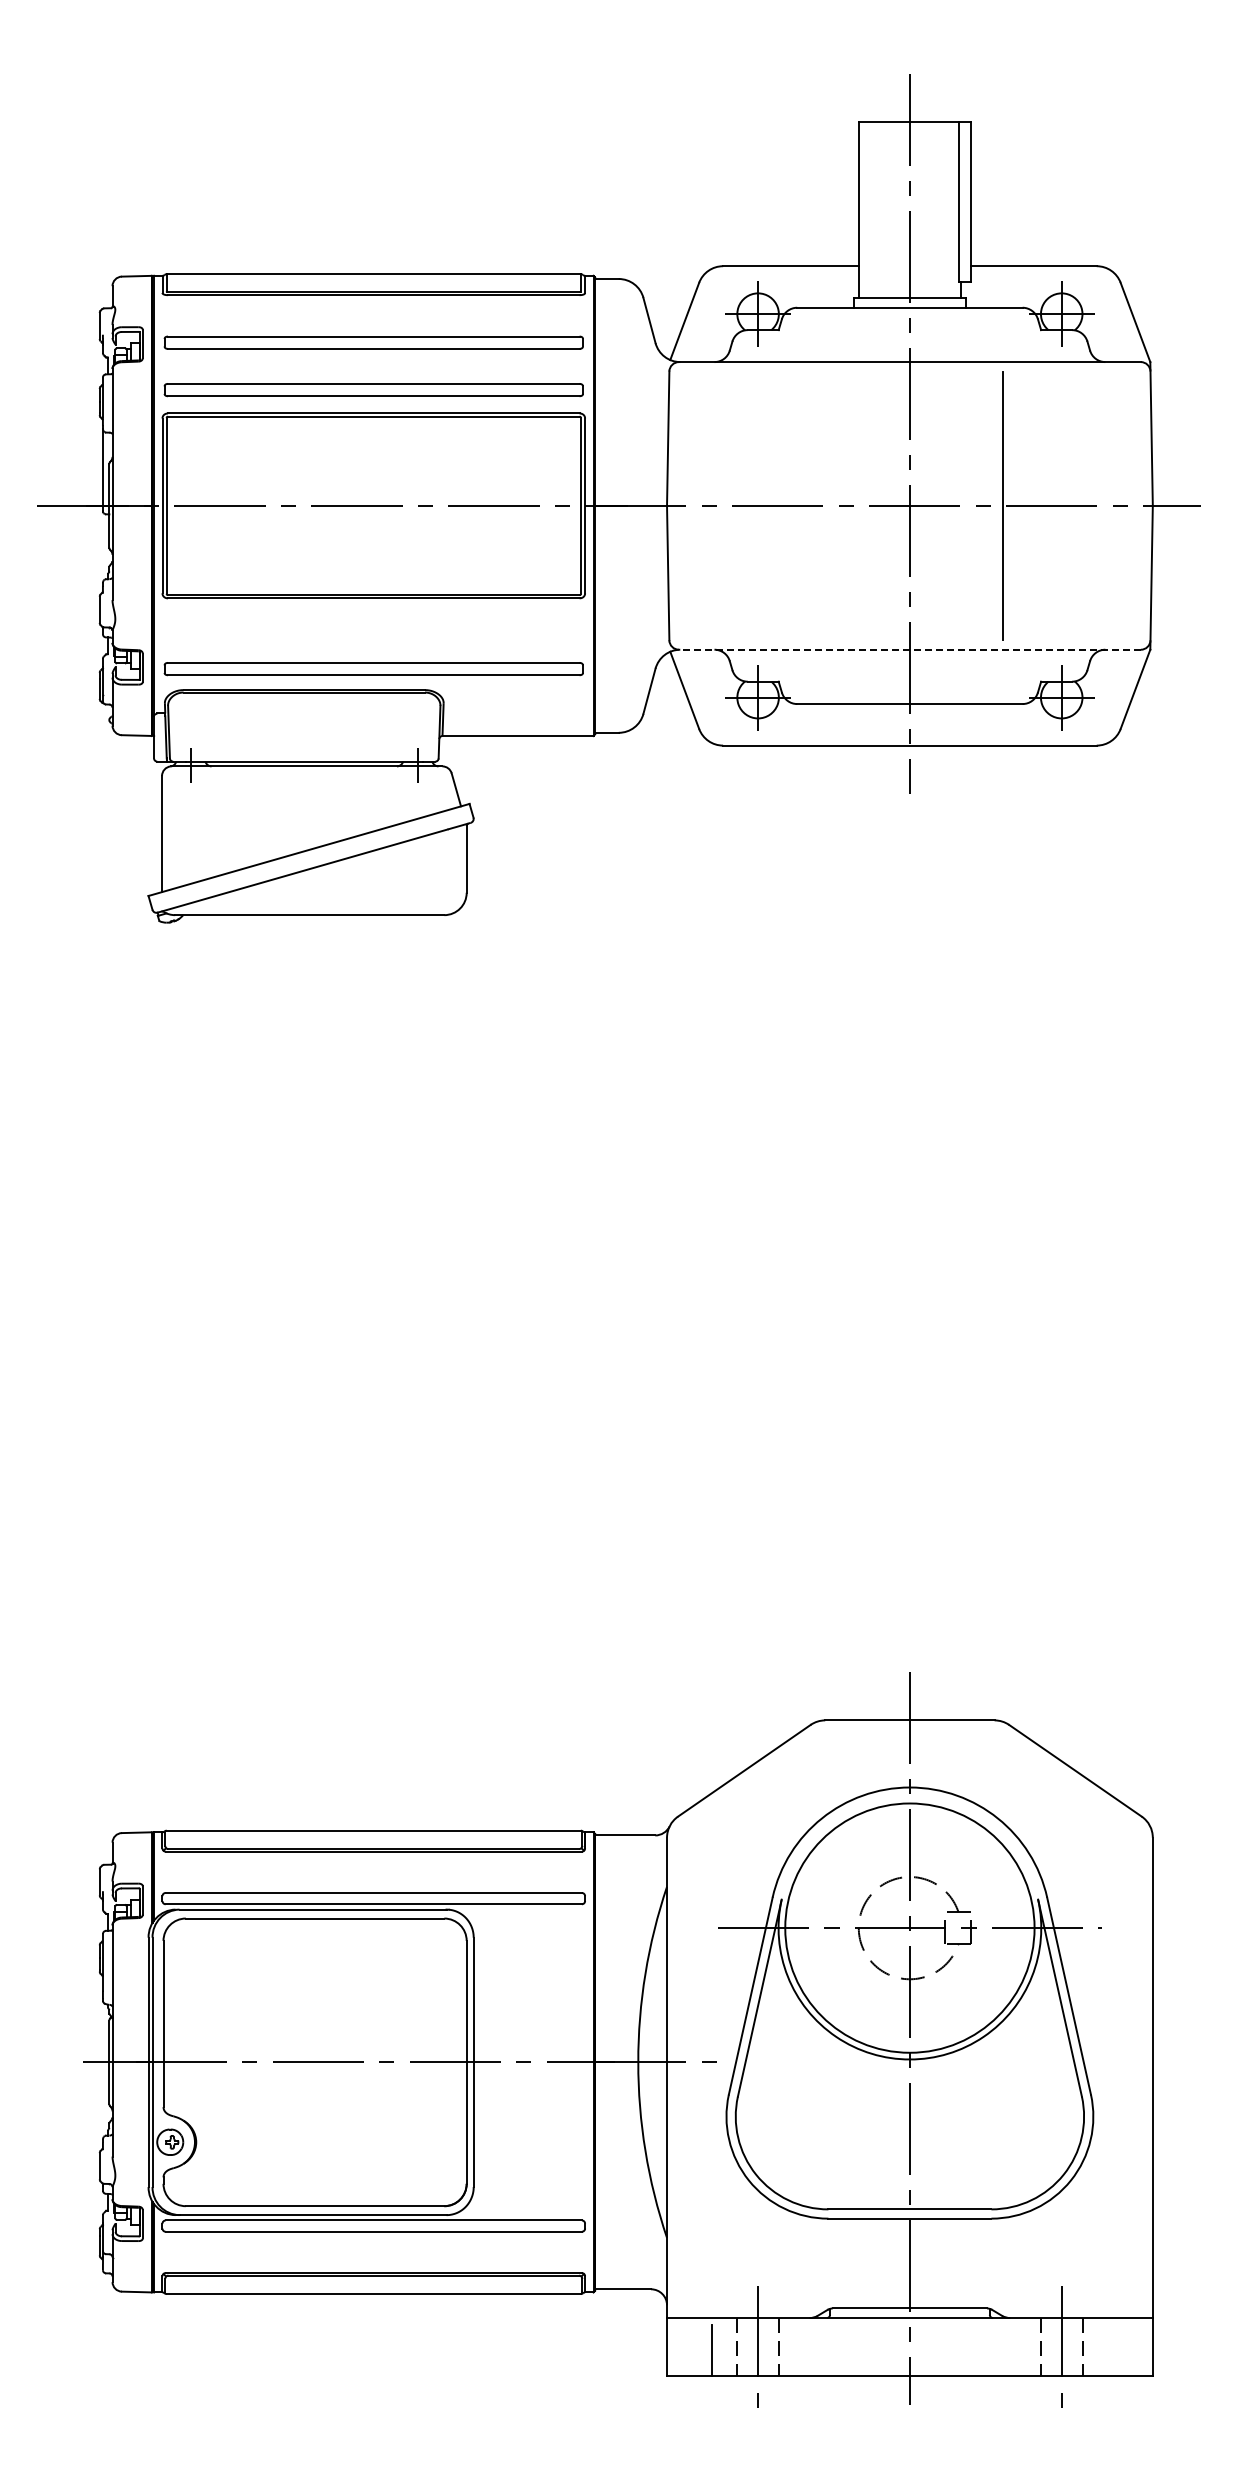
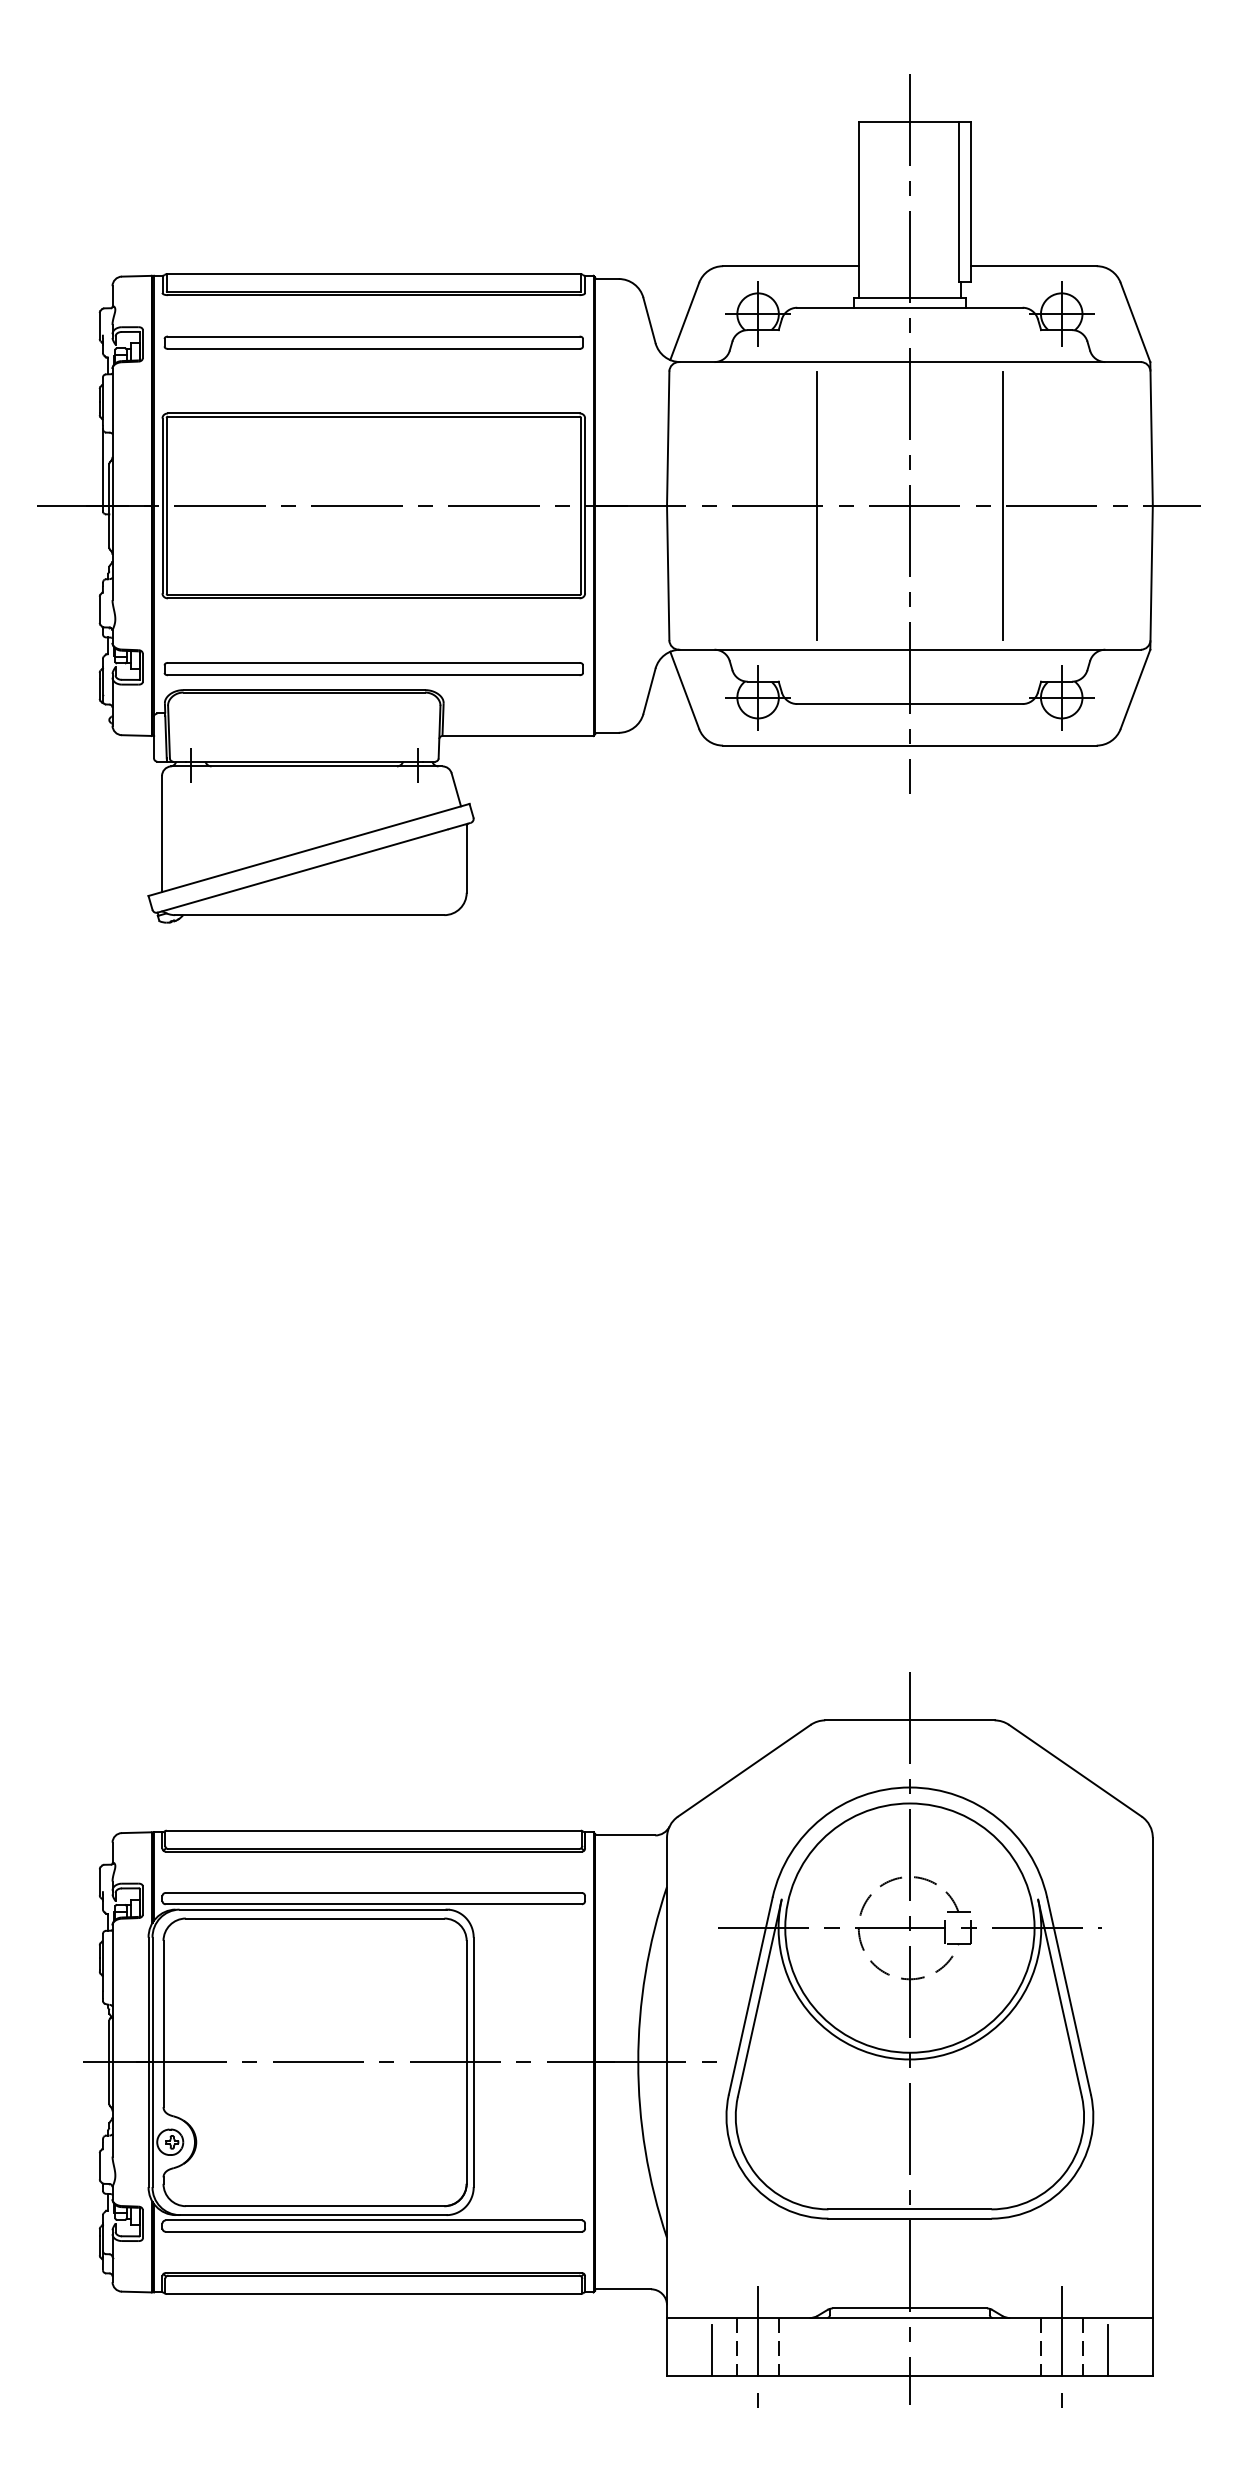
part: present -> none (373, 390)
line: none -> present (817, 505)
line: dashed -> solid (909, 649)
line: none -> present (1108, 2349)
